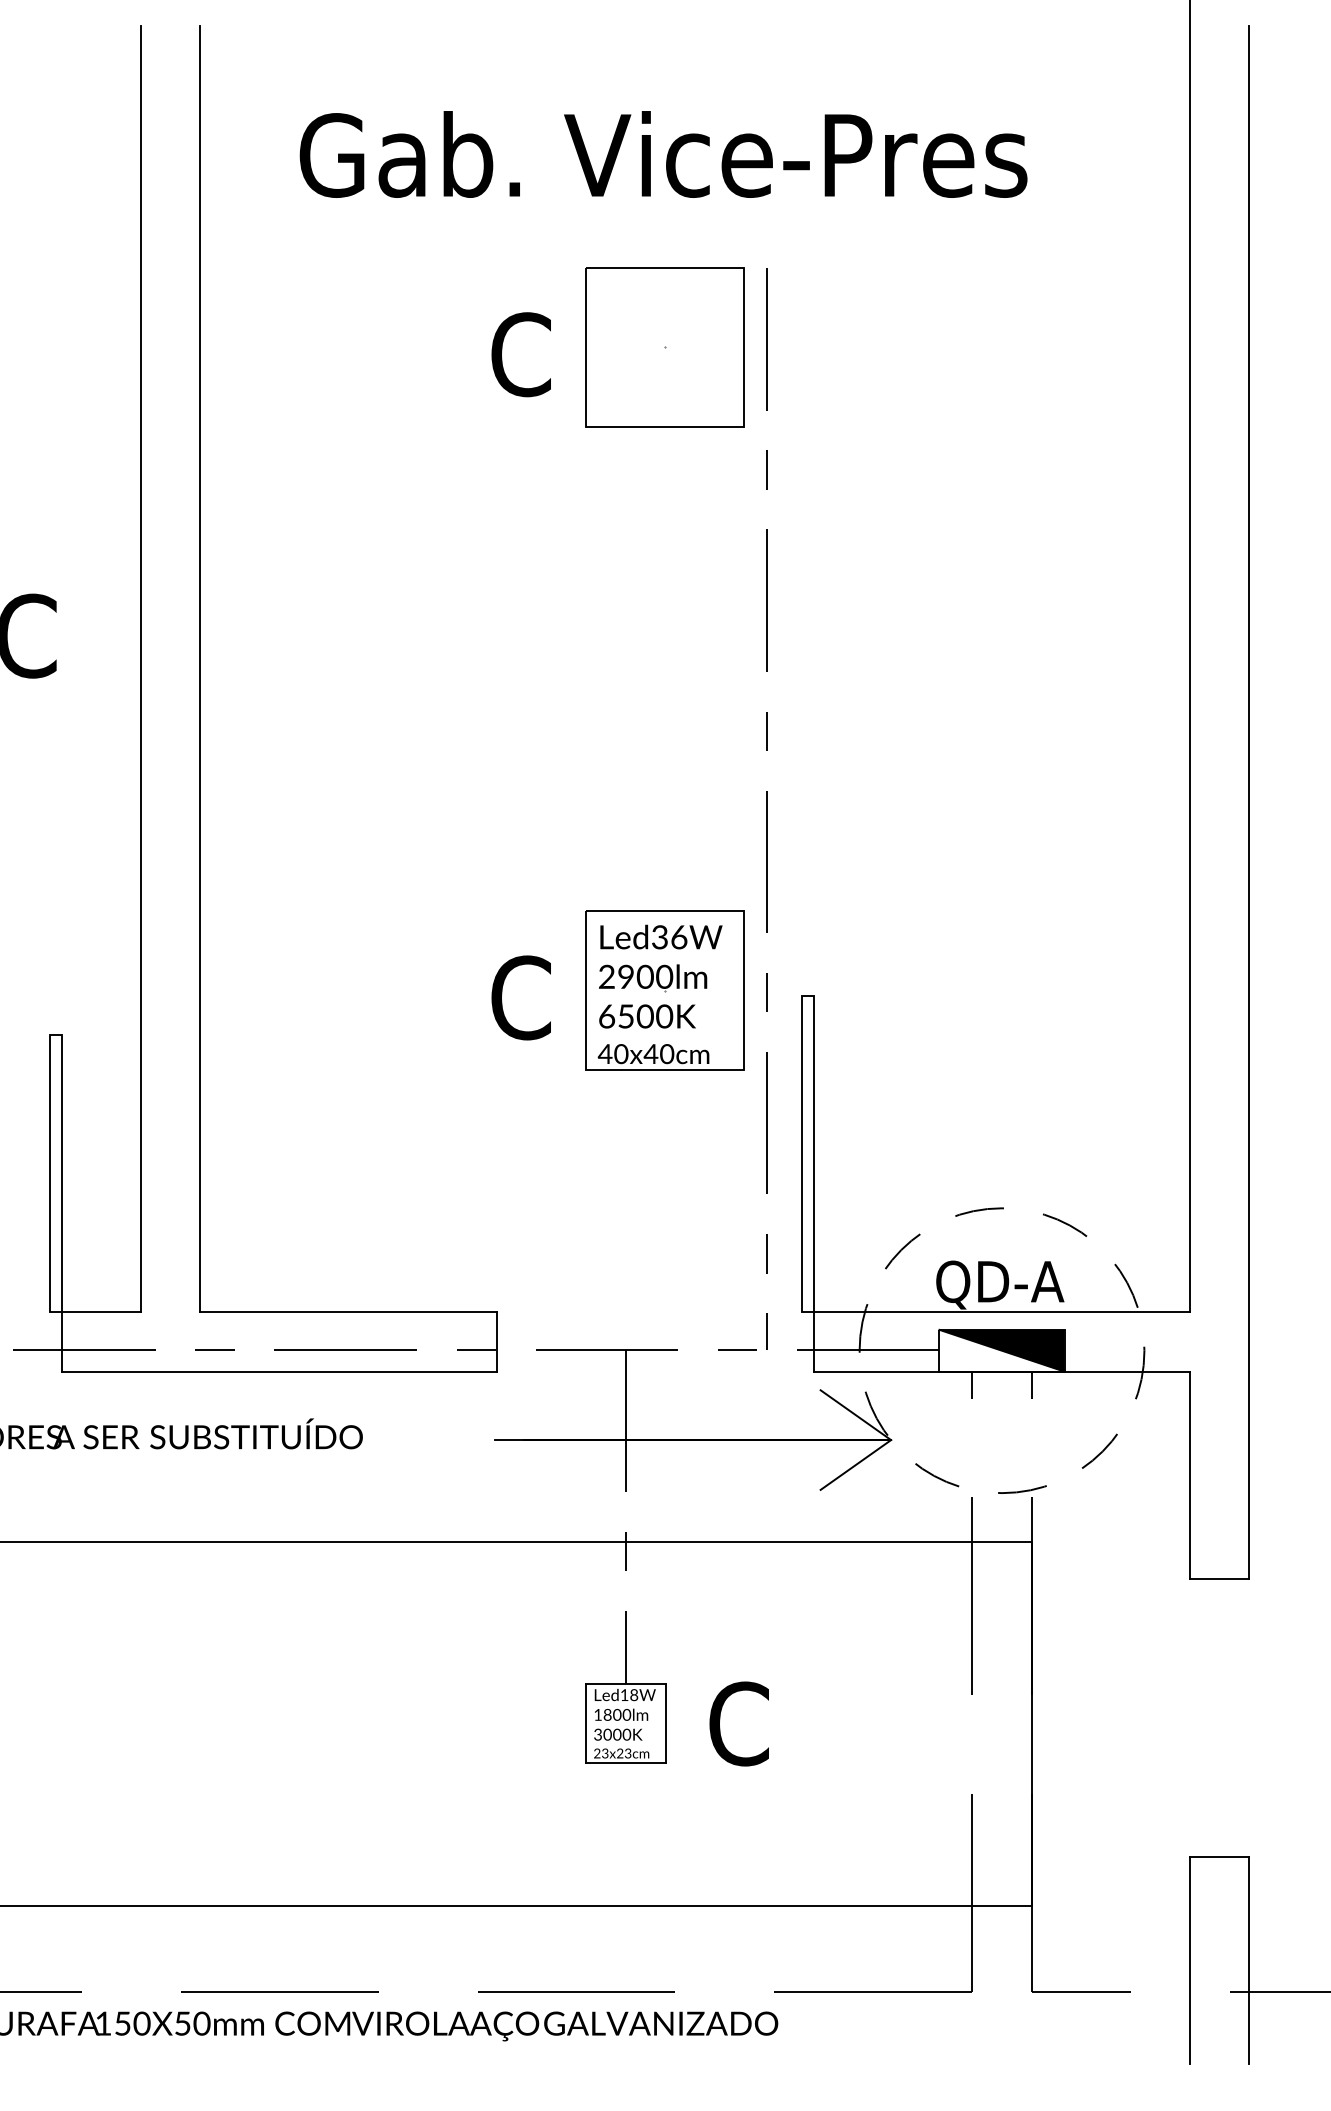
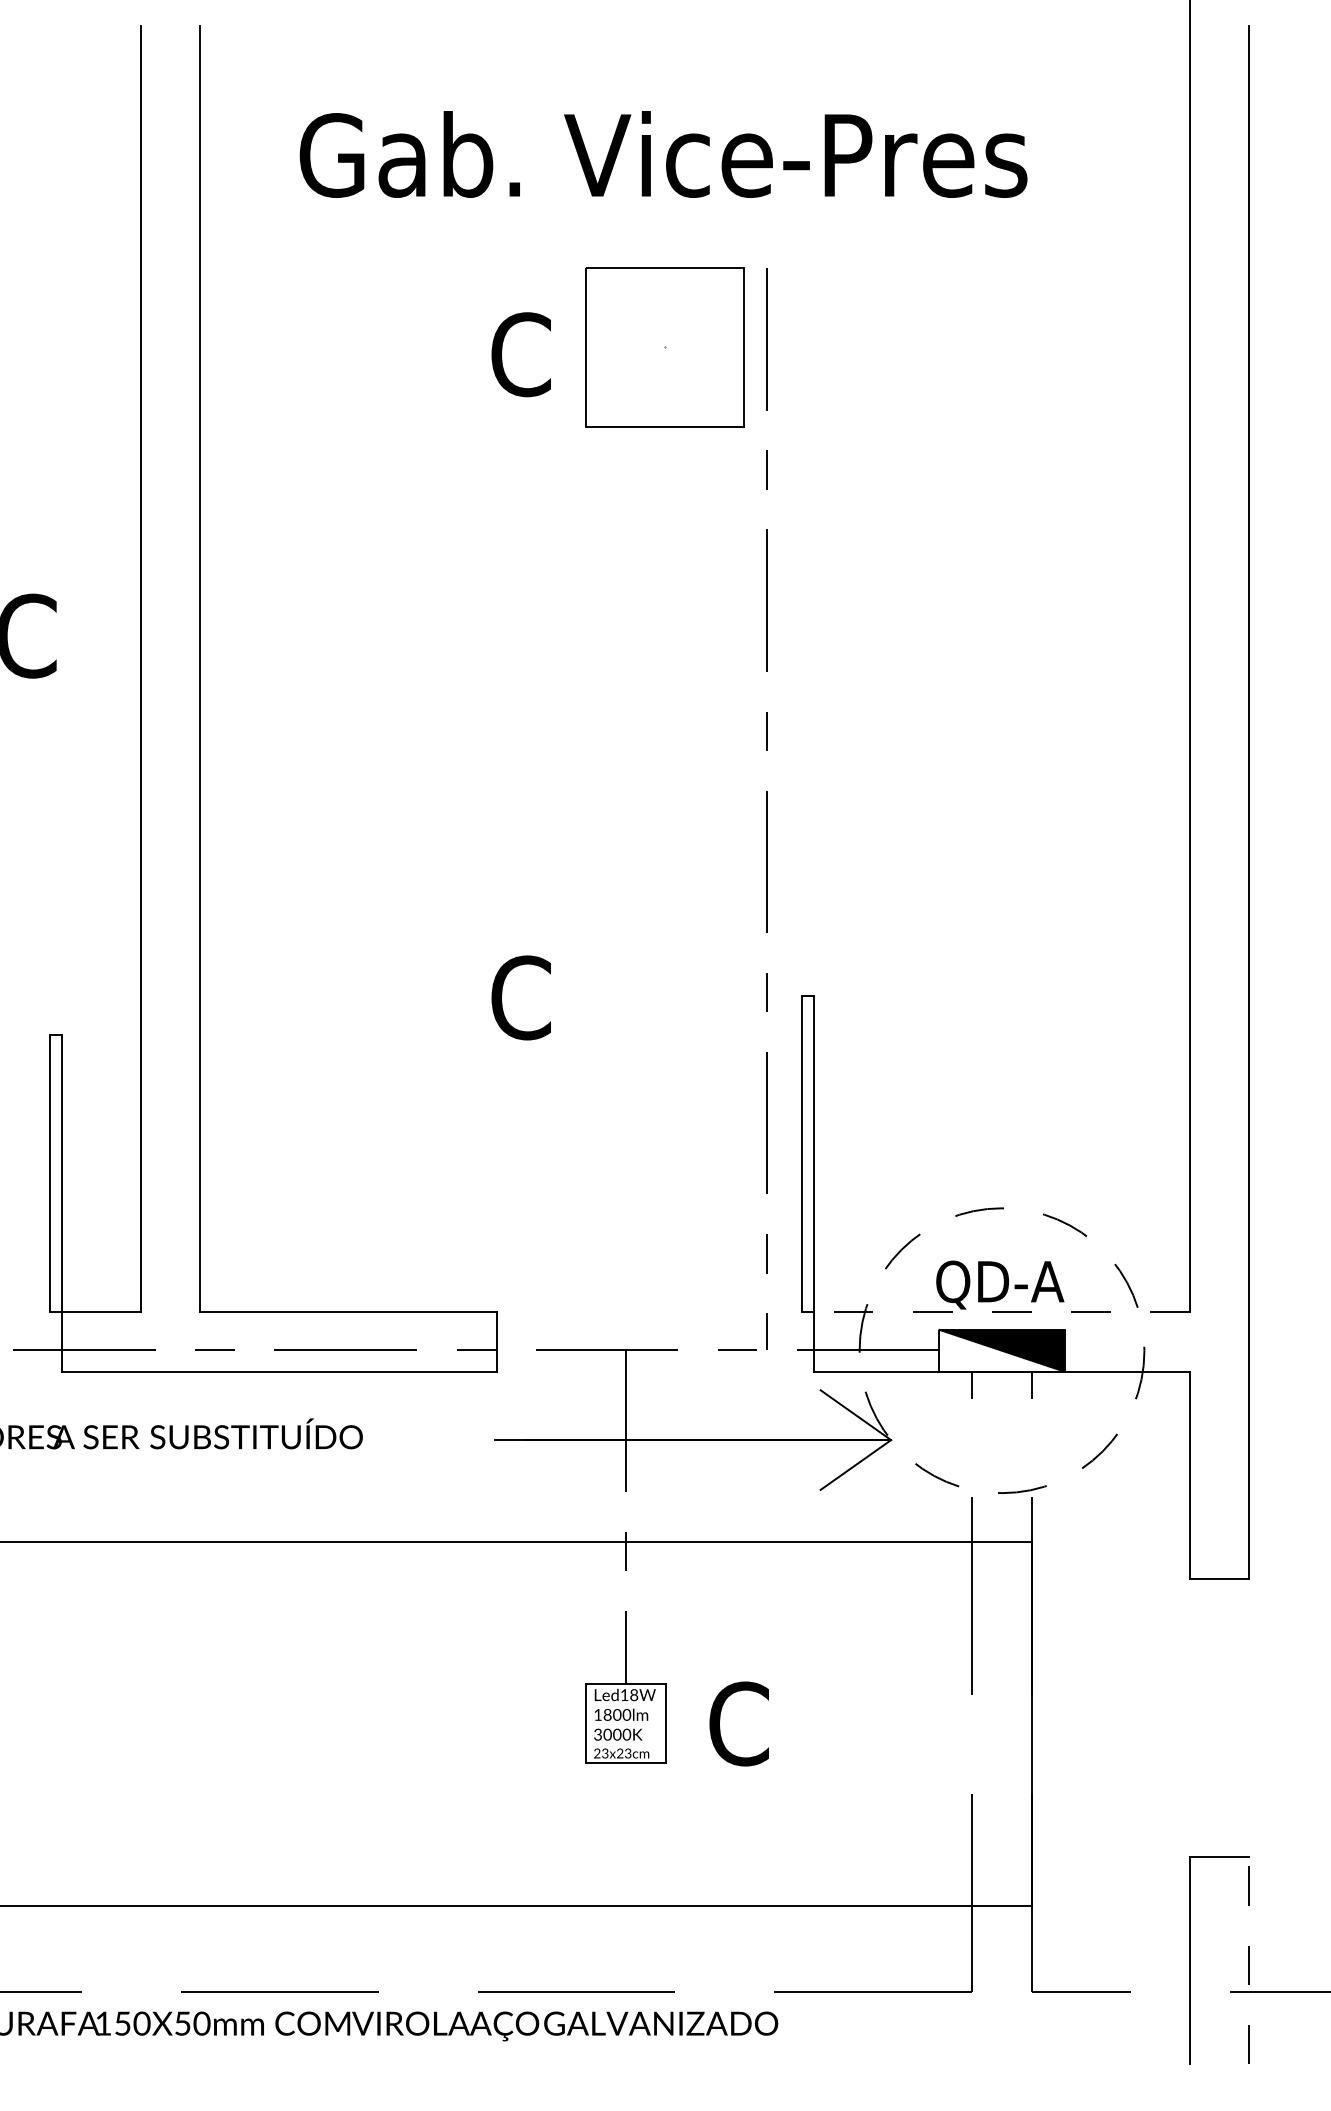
part: present -> none (664, 990)
line: solid -> dashed (1001, 1312)
line: solid -> dashed (1249, 1960)
